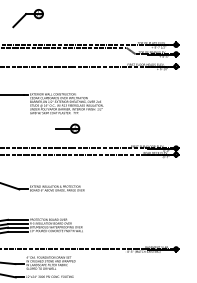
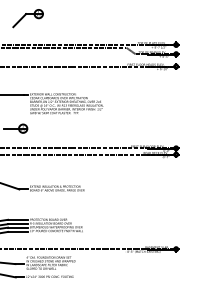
part position: (67, 128) -> (15, 128) (15, 128)
